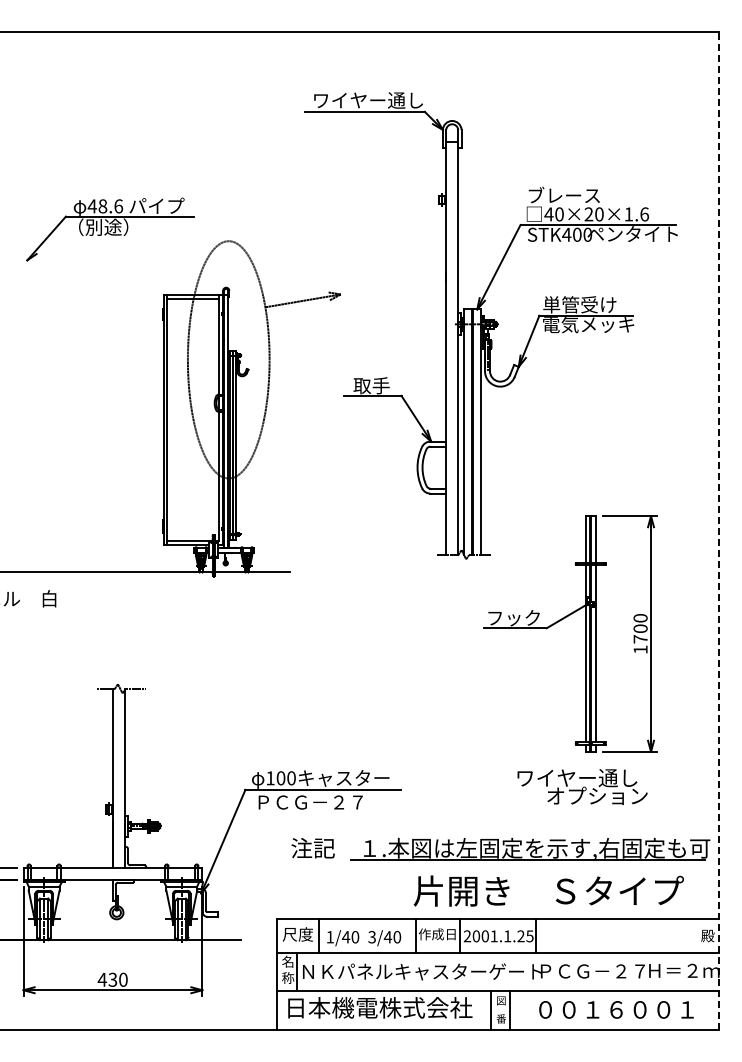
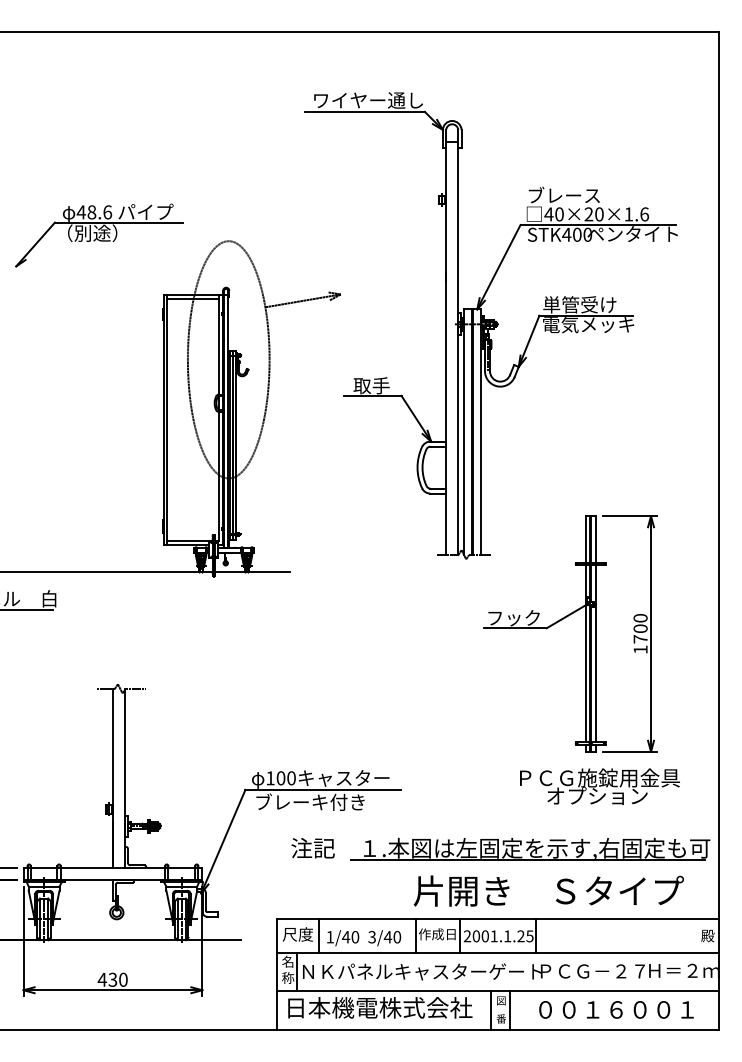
part position: (110, 229) -> (99, 235) (99, 235)
line: dashed -> solid (719, 530)
line: none -> present (27, 609)
text: ワイヤー通し -> ＰＣＧ施錠用金具 (598, 777)
text: ＰＣＧ－２７ -> ブレーキ付き (310, 801)
